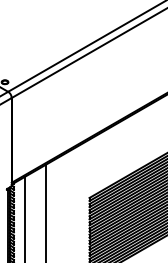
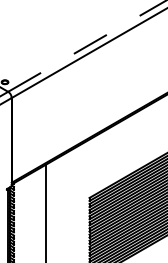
line: solid -> dashed (87, 45)
line: present -> none (24, 218)
